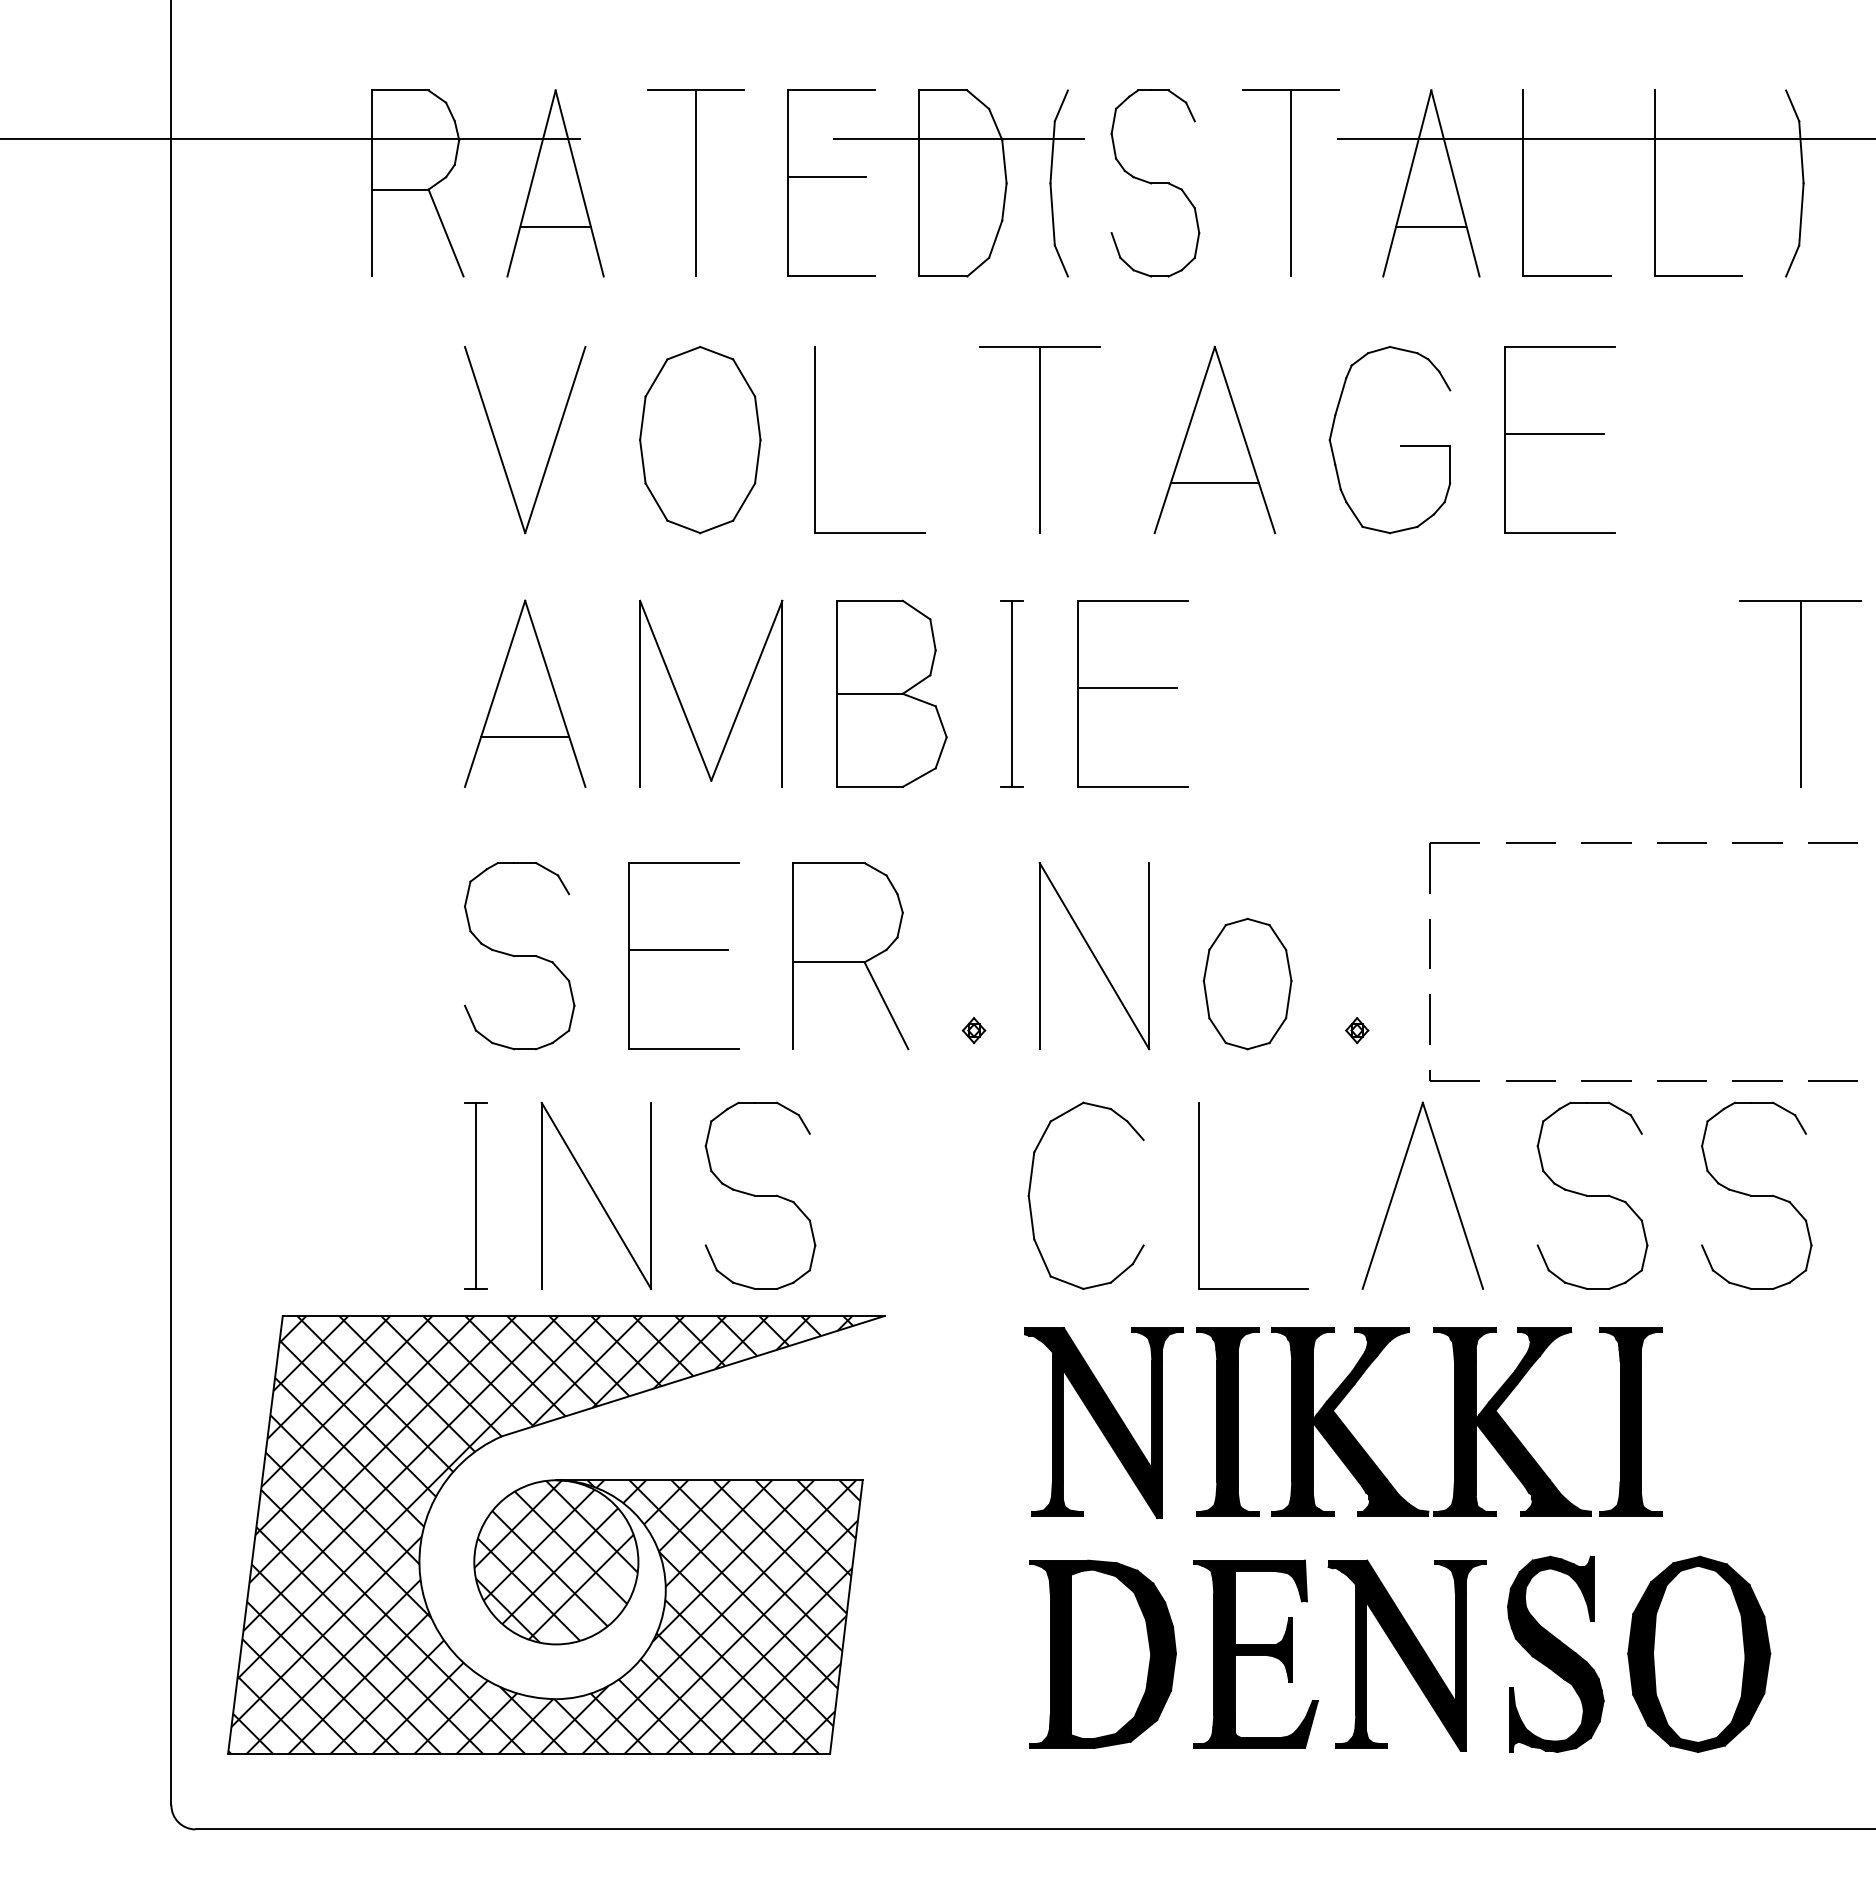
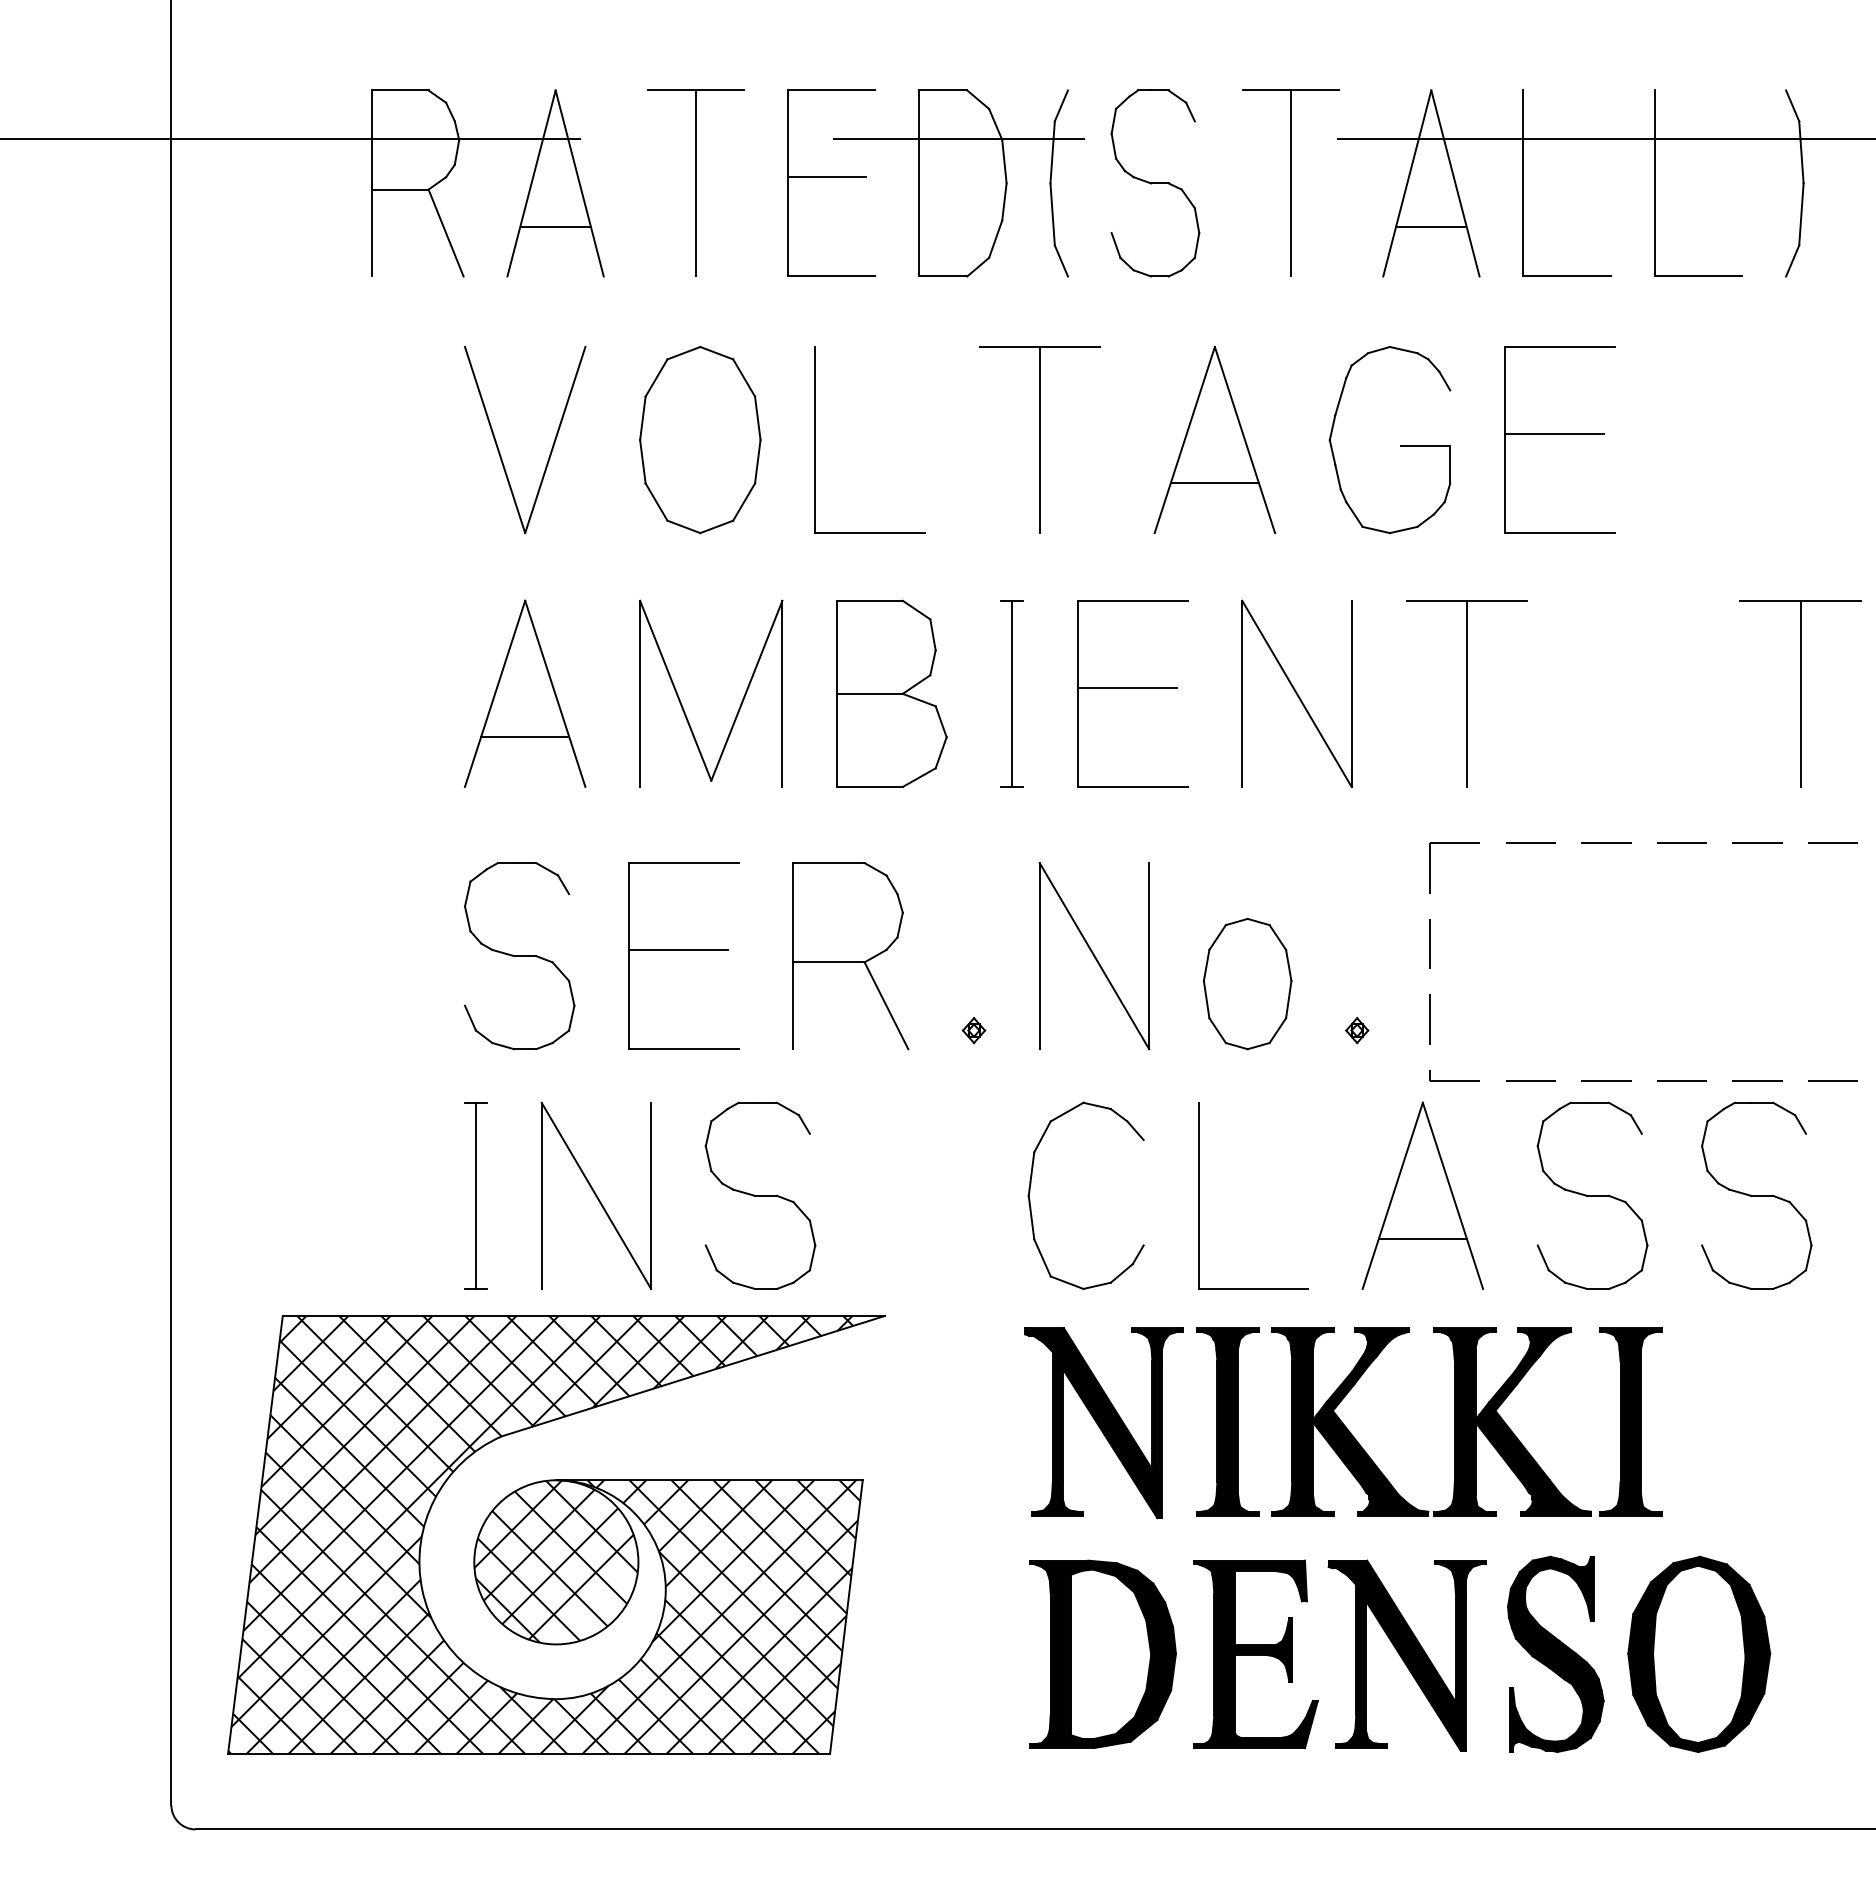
part: none -> present (1296, 693)
part: none -> present (1466, 693)
line: none -> present (1422, 1239)
